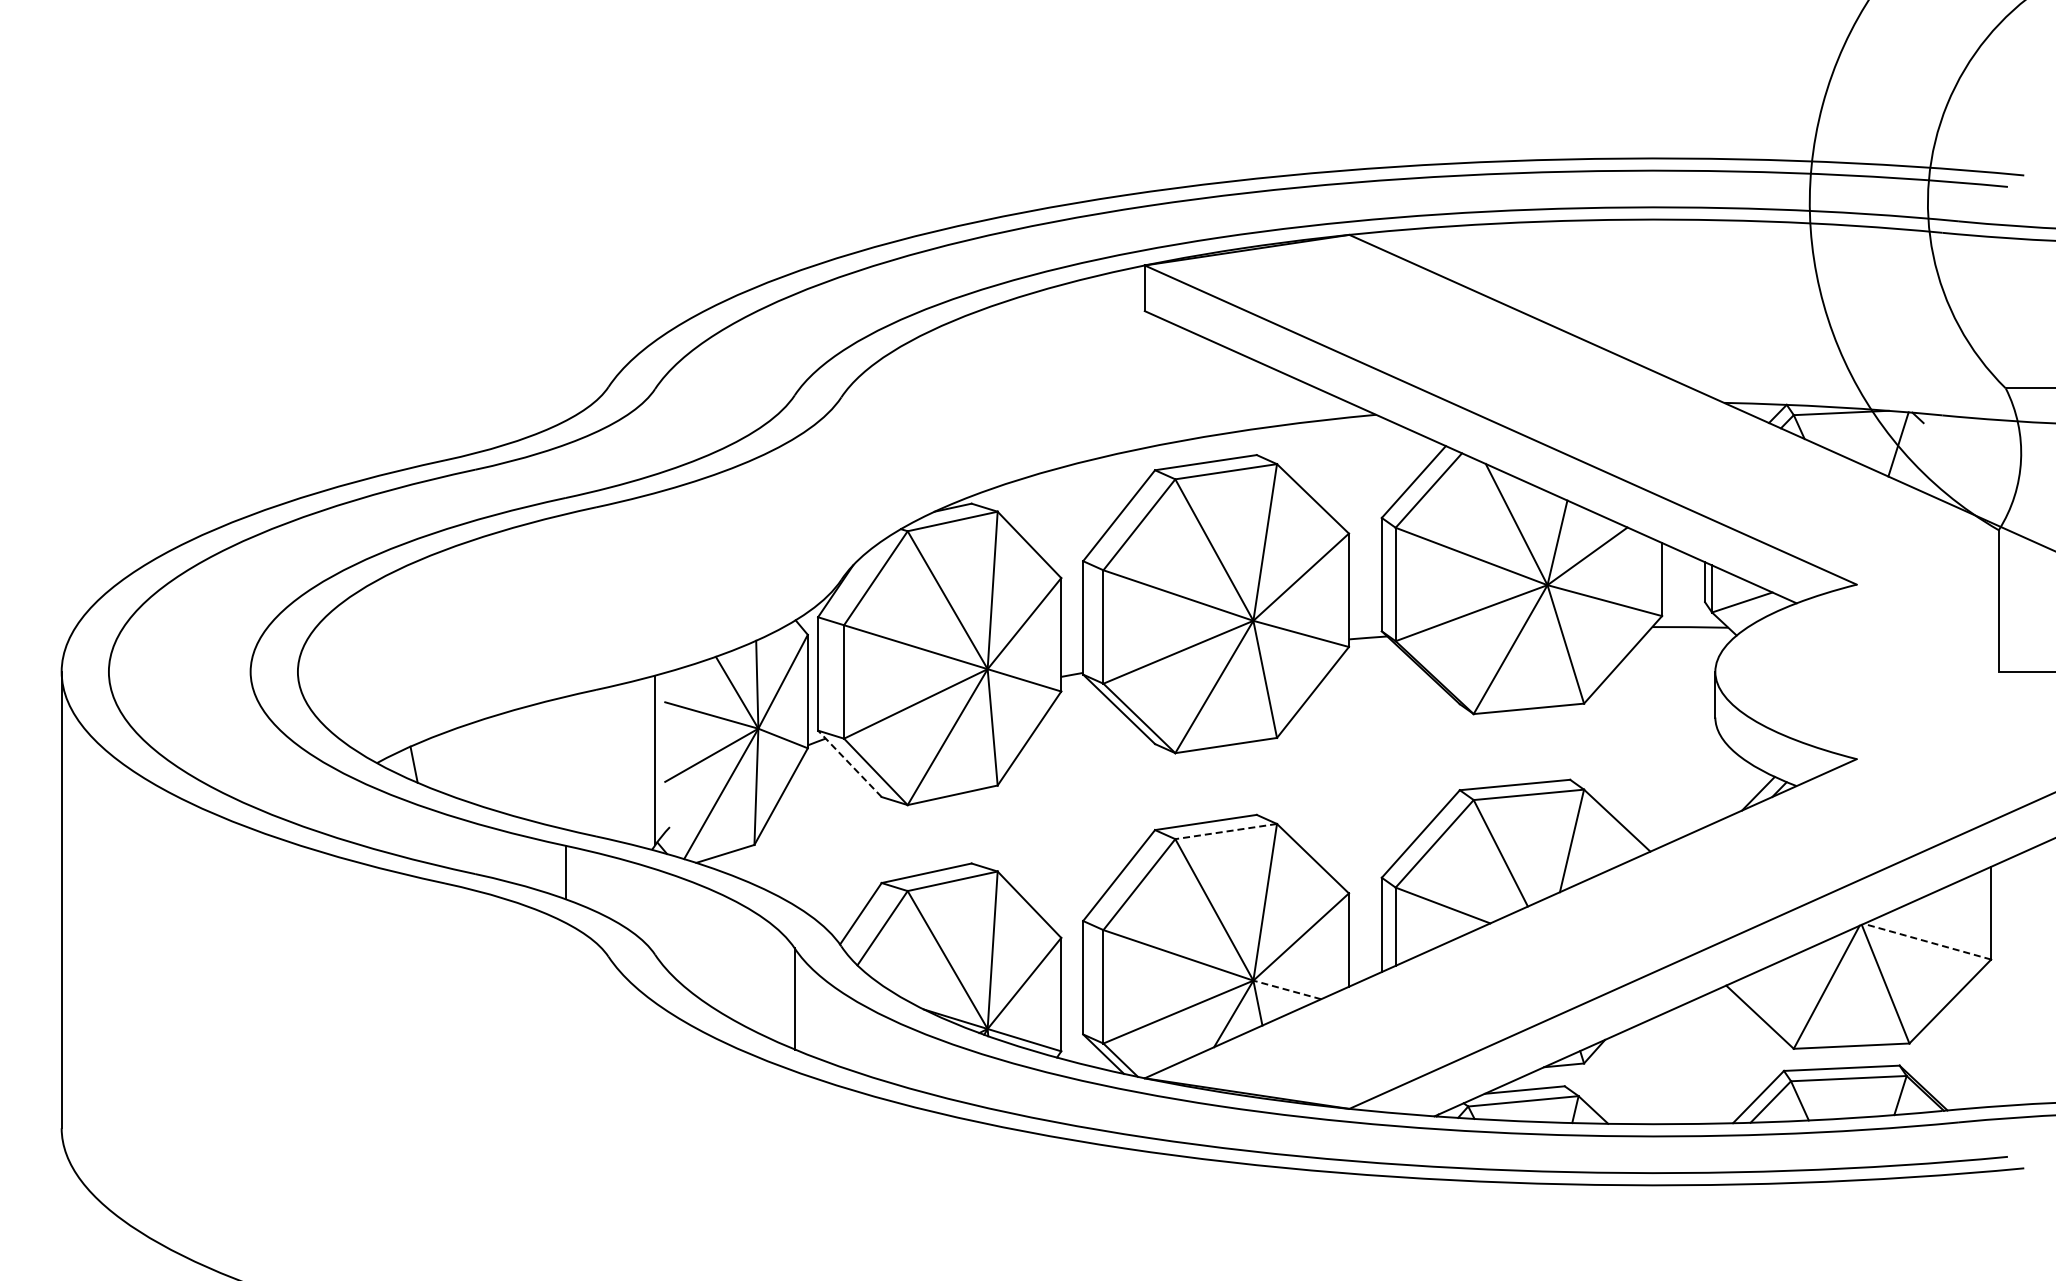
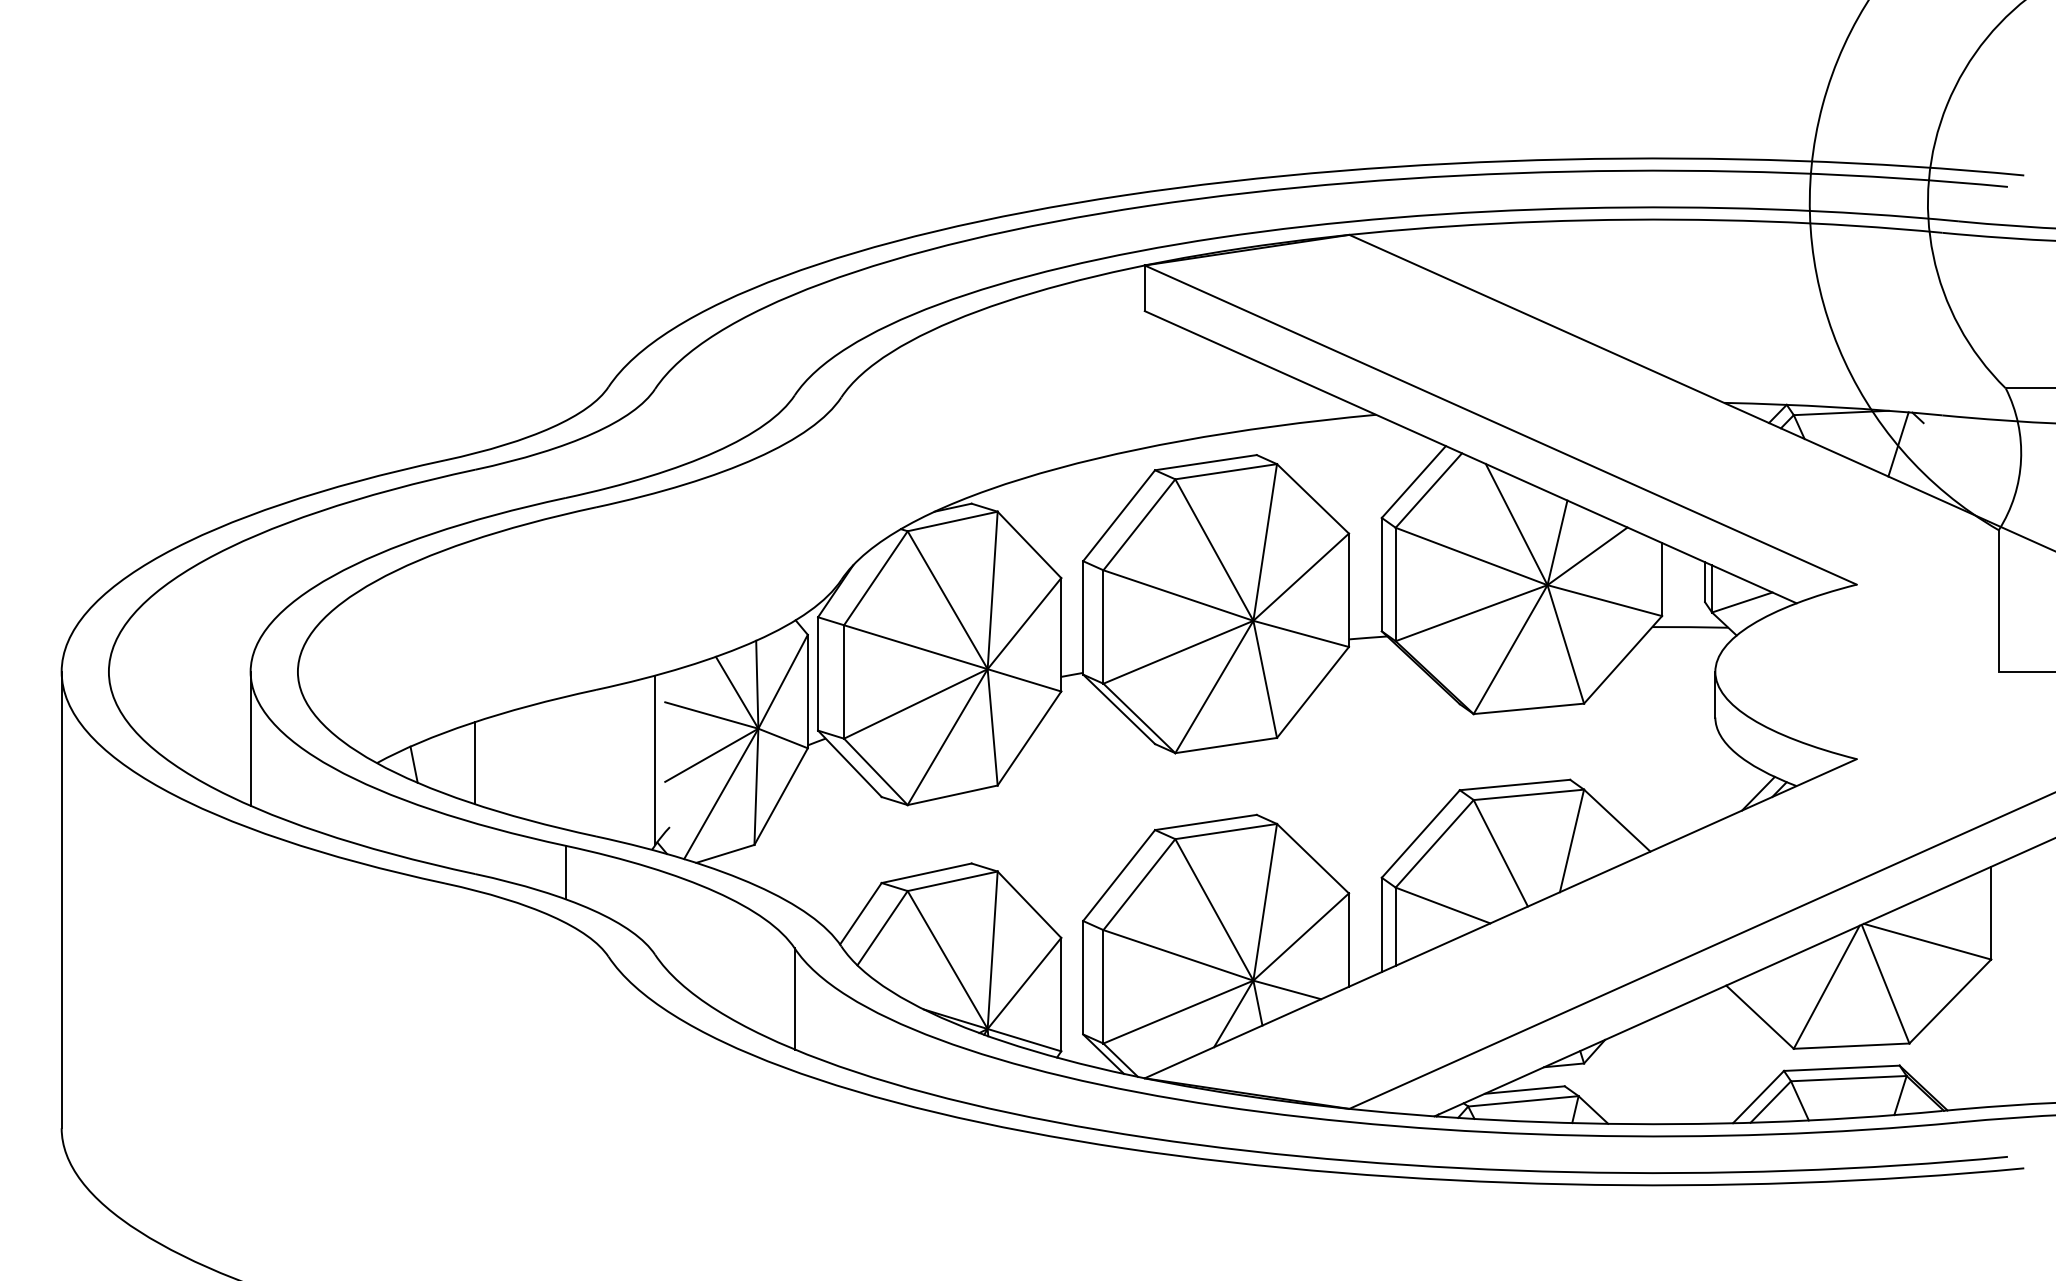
line: none -> present (250, 738)
line: none -> present (475, 763)
line: dashed -> solid (849, 763)
line: dashed -> solid (1225, 831)
line: dashed -> solid (1927, 941)
line: dashed -> solid (1286, 989)
